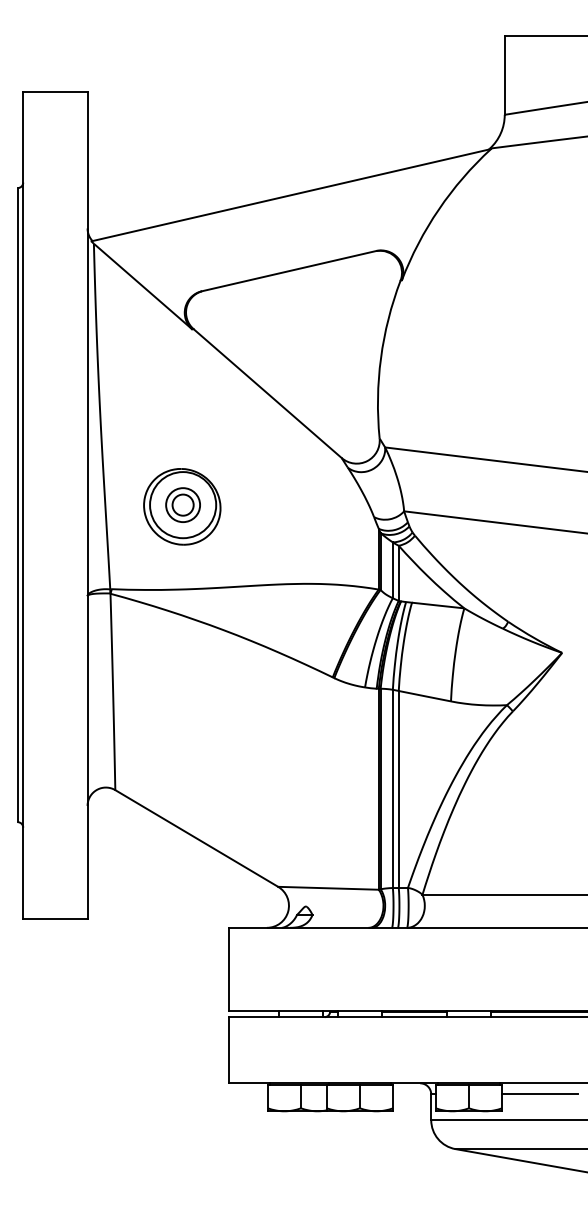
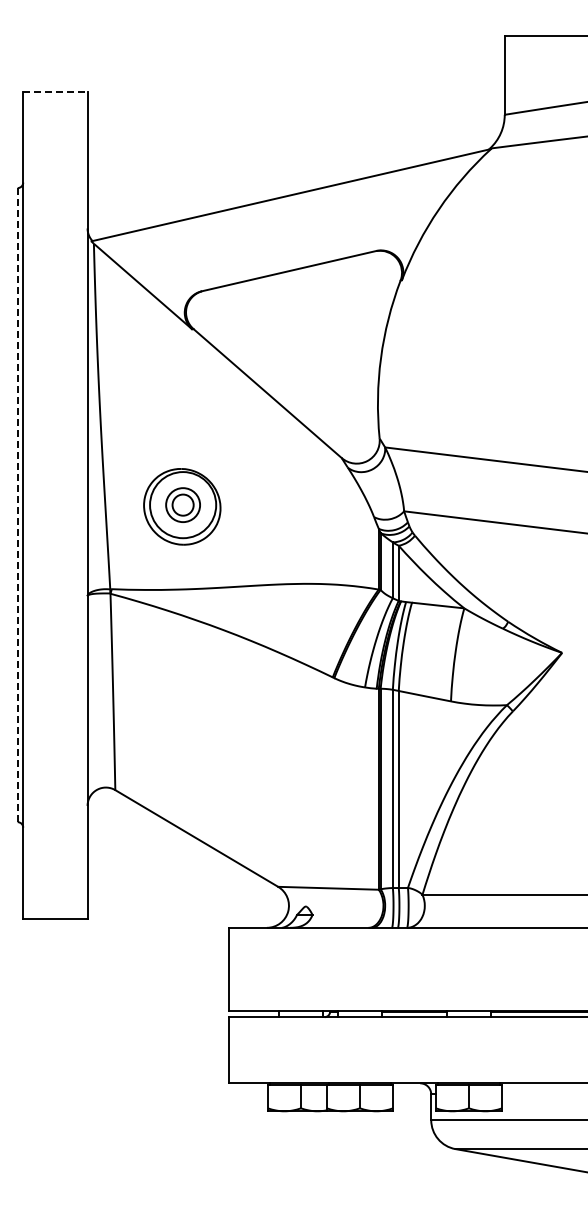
line: solid -> dashed (55, 91)
line: solid -> dashed (17, 504)
line: present -> none (540, 1094)
